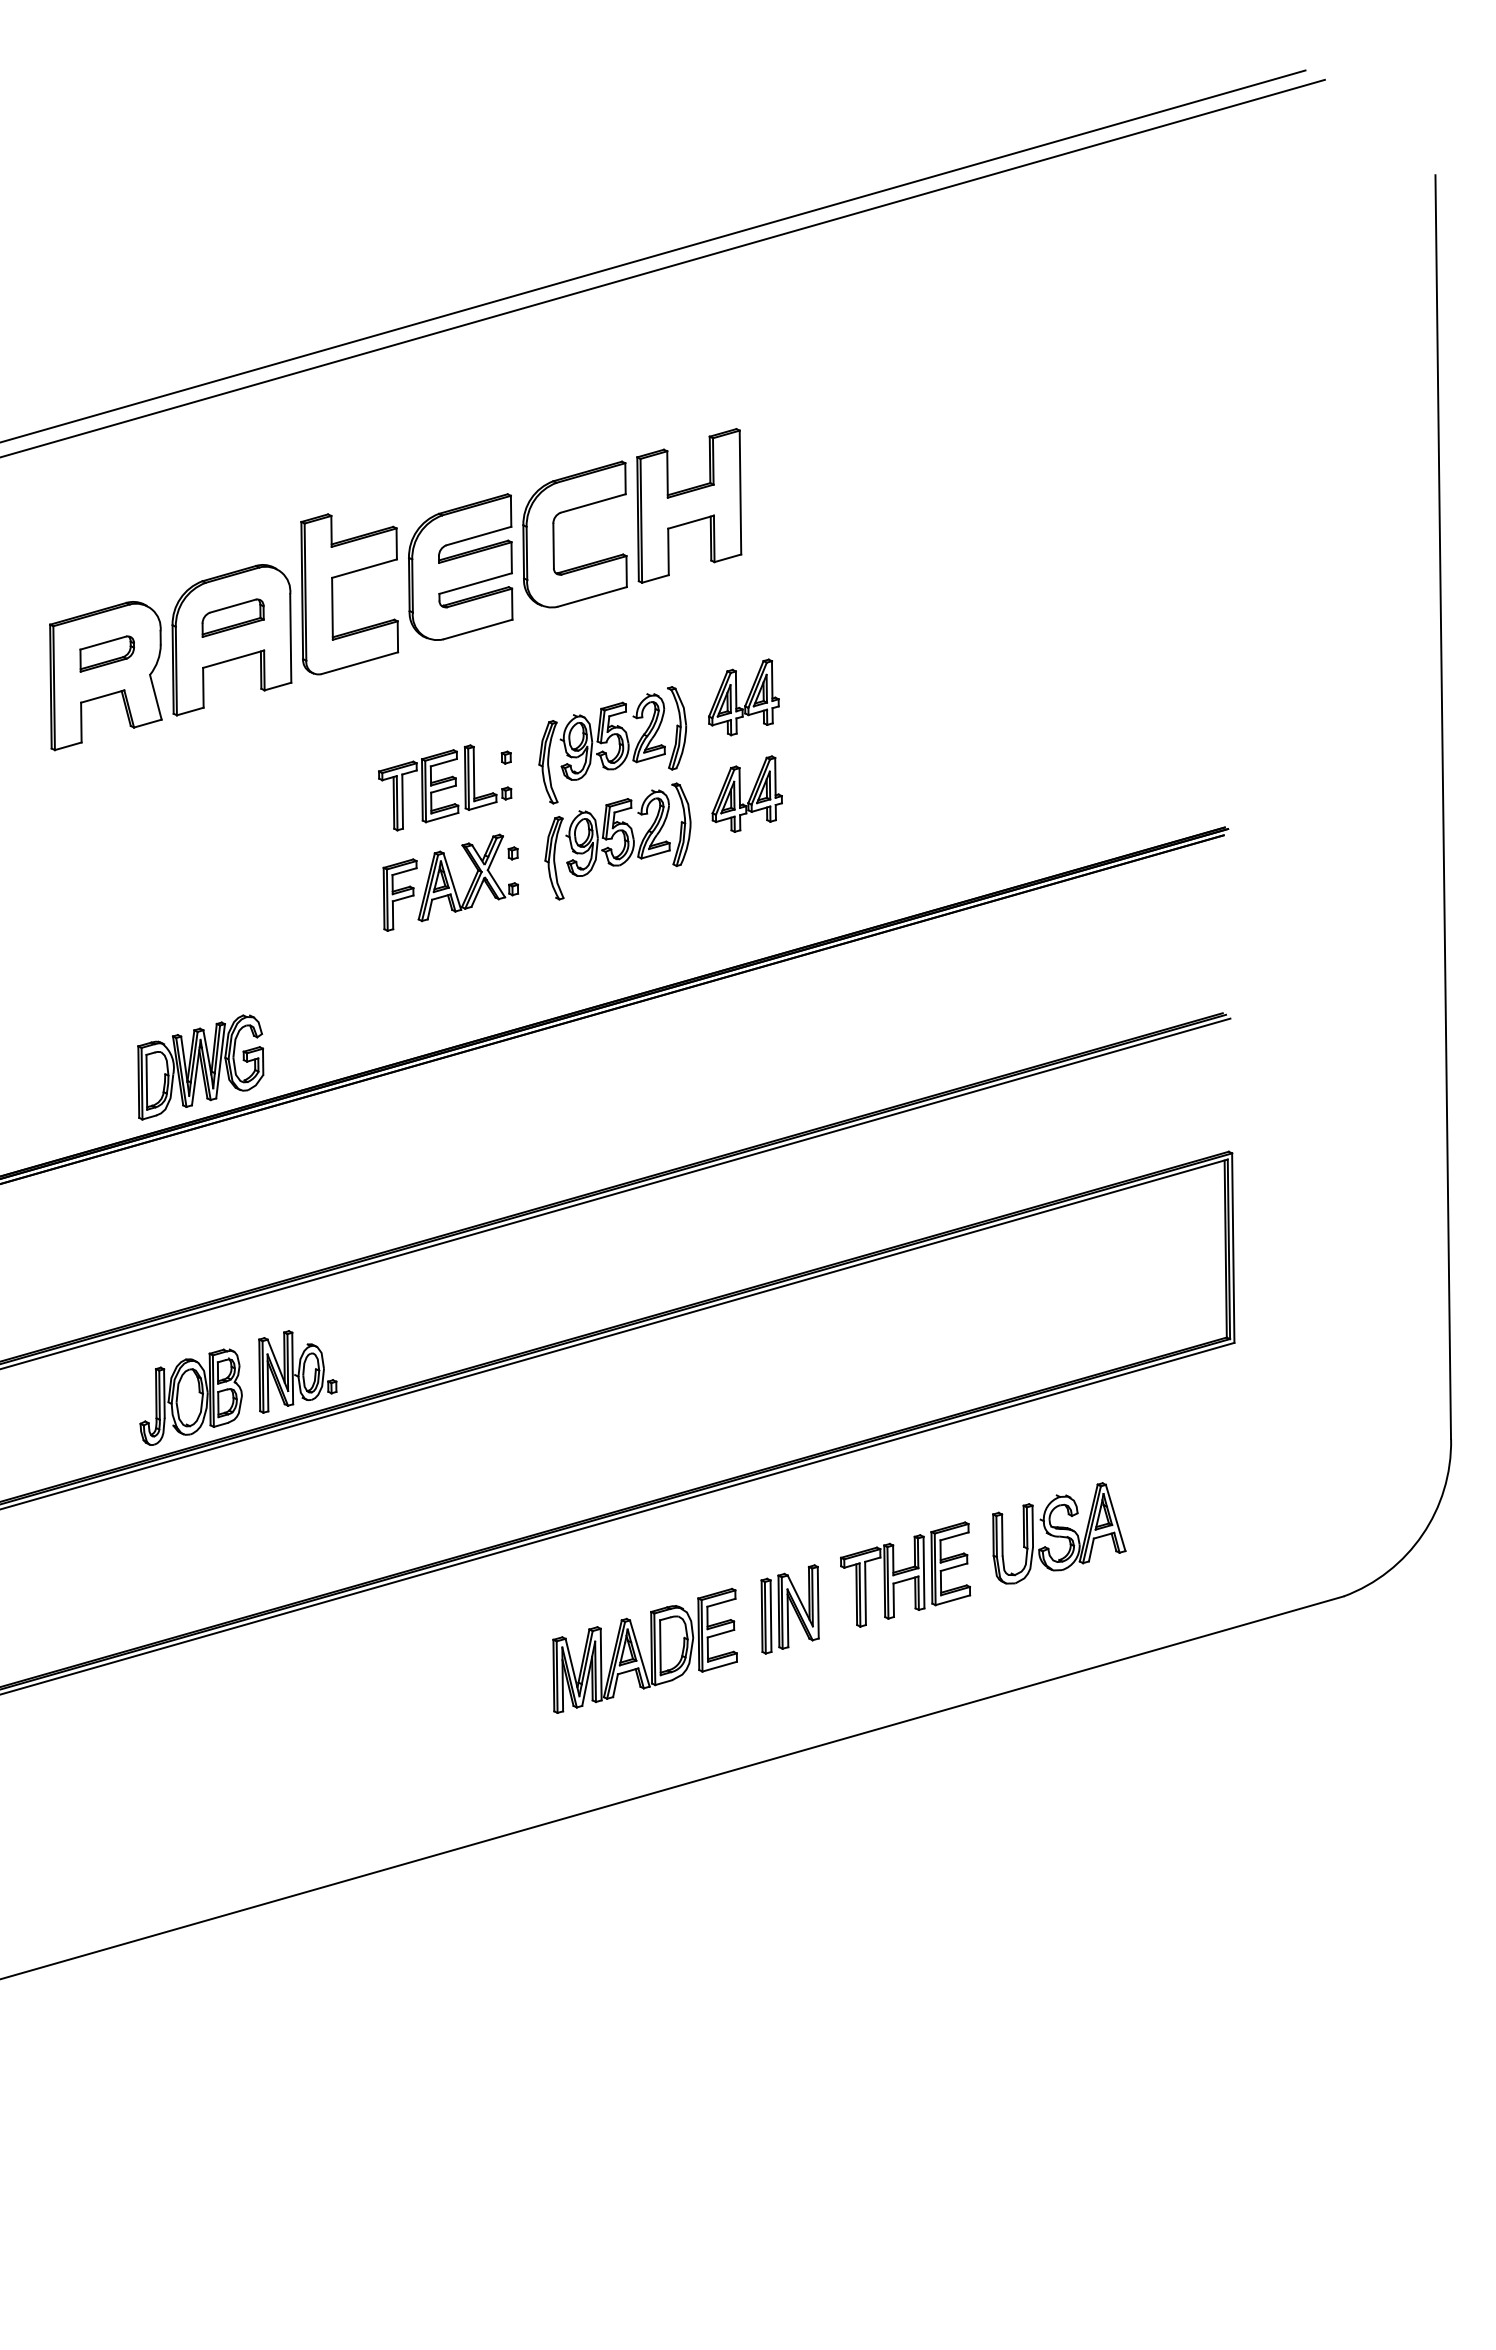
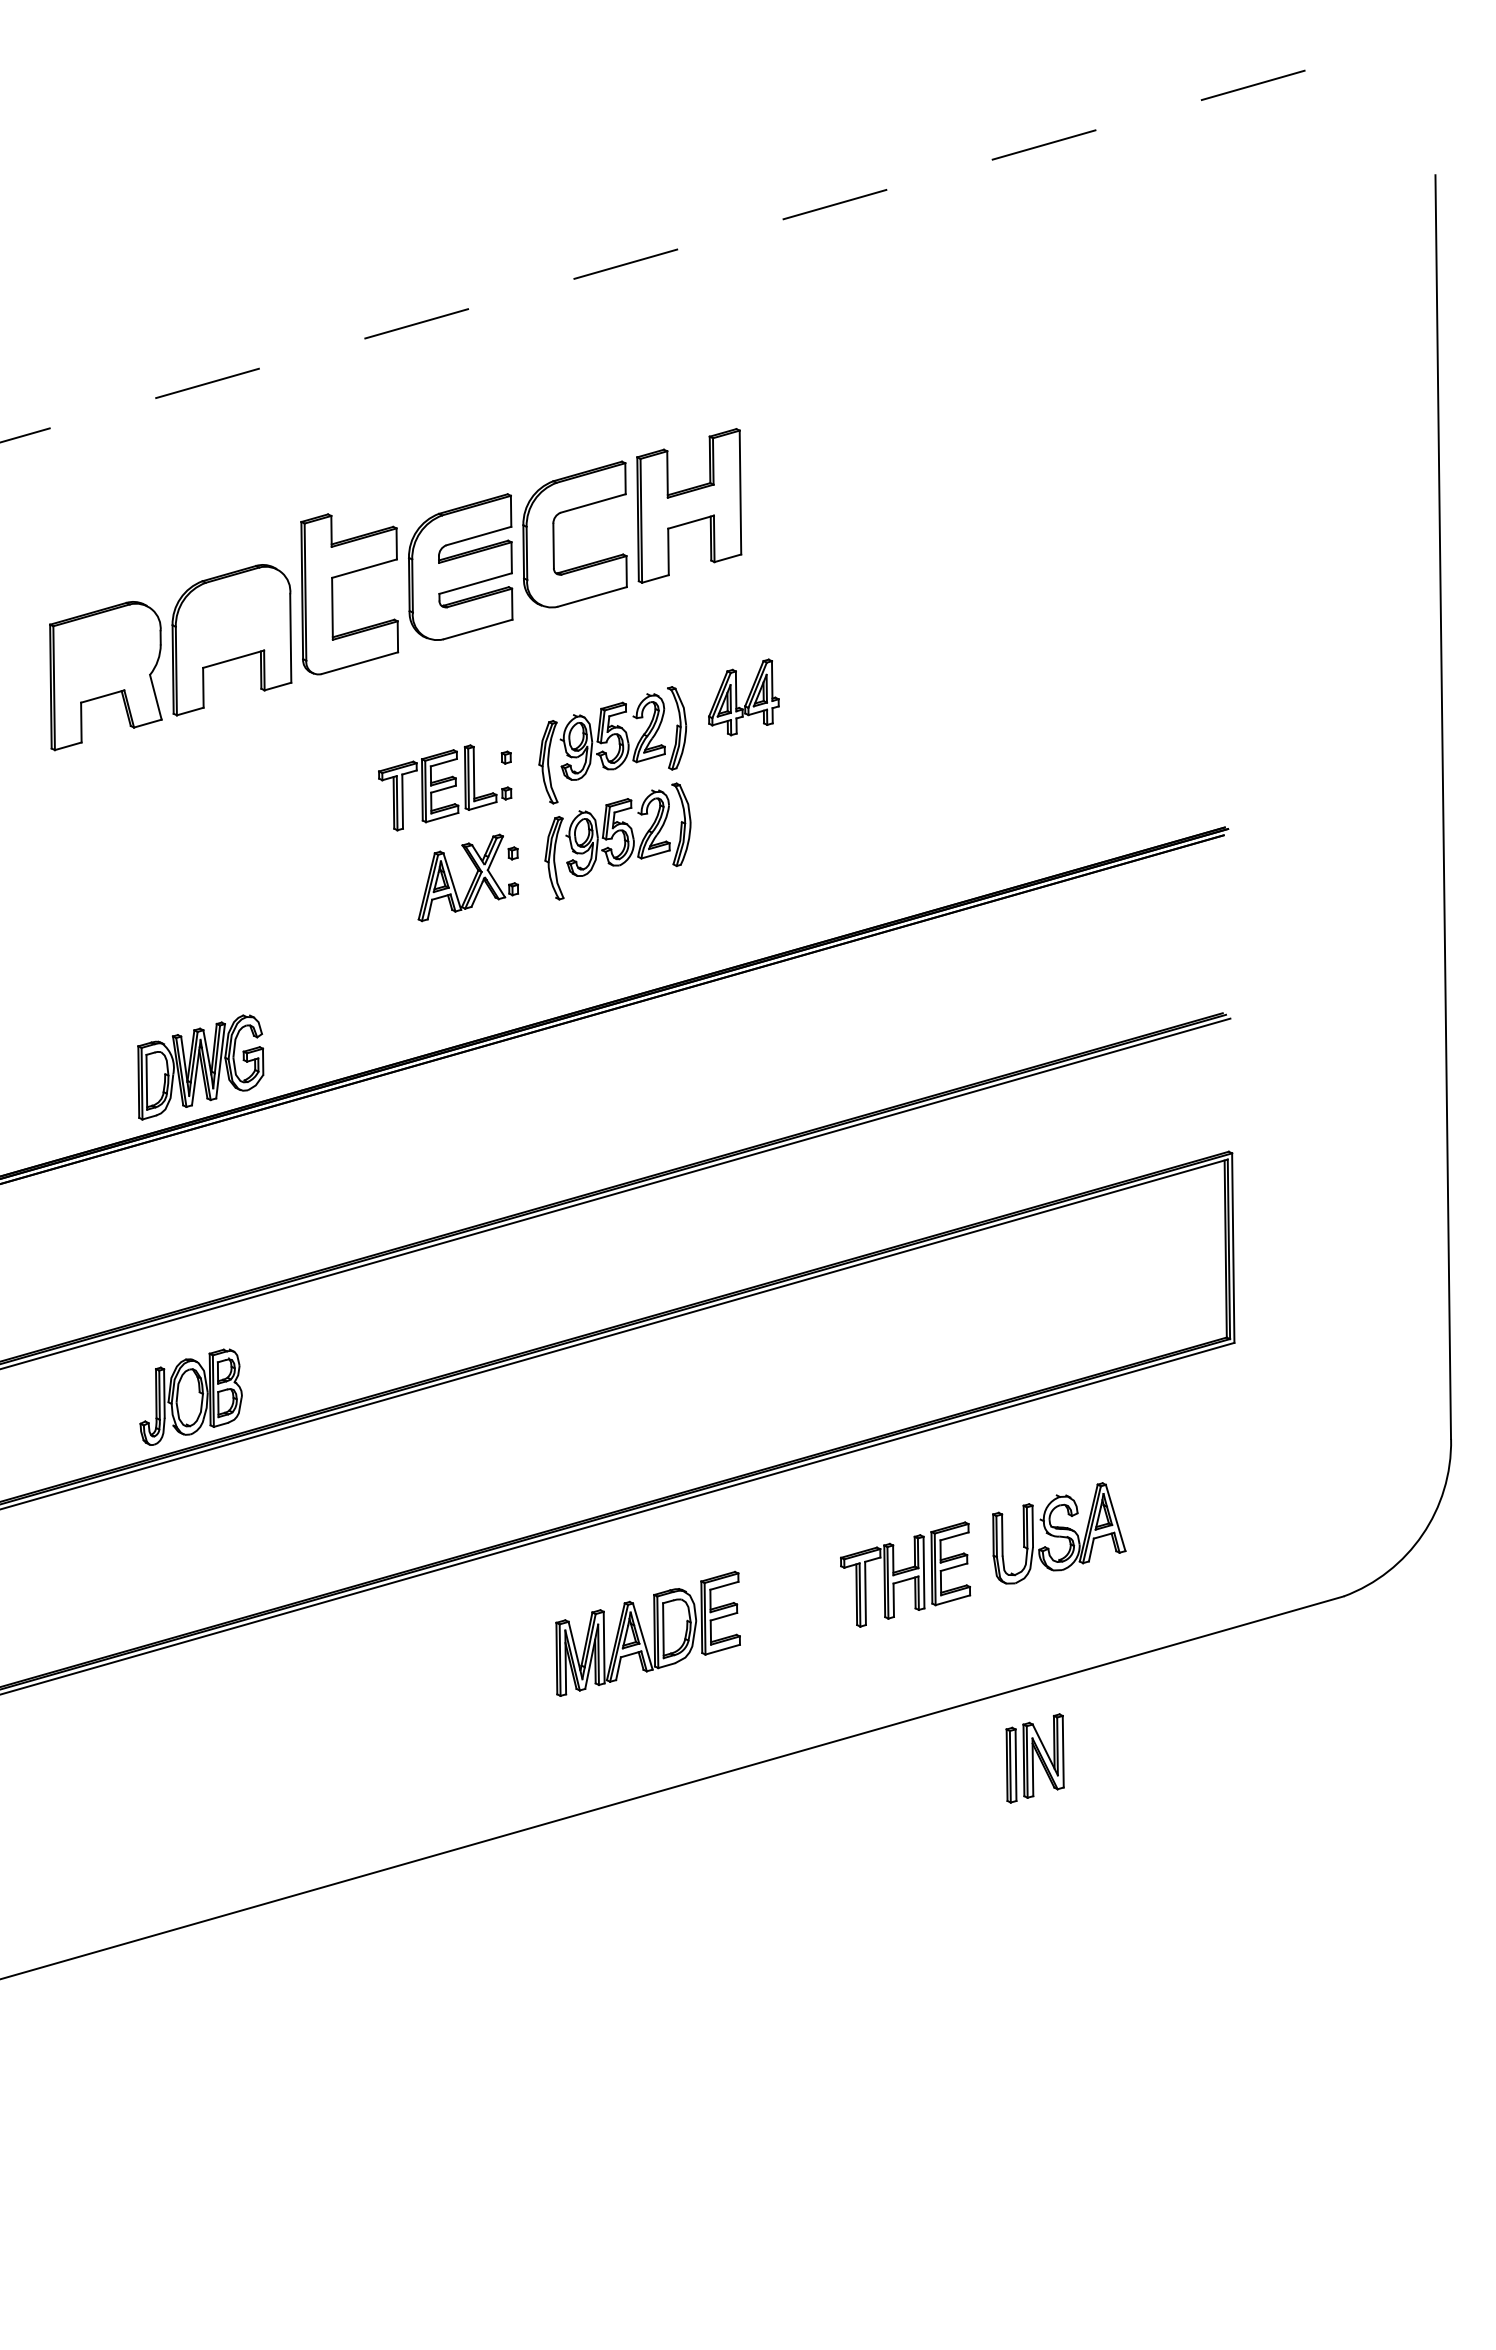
line: solid -> dashed (652, 256)
line: present -> none (663, 267)
part: present -> none (232, 617)
part: present -> none (106, 653)
part: present -> none (746, 793)
part: present -> none (399, 894)
part: present -> none (297, 1371)
part position: (789, 1609) -> (1034, 1758) (1034, 1758)
part position: (644, 1650) -> (647, 1633) (647, 1633)
